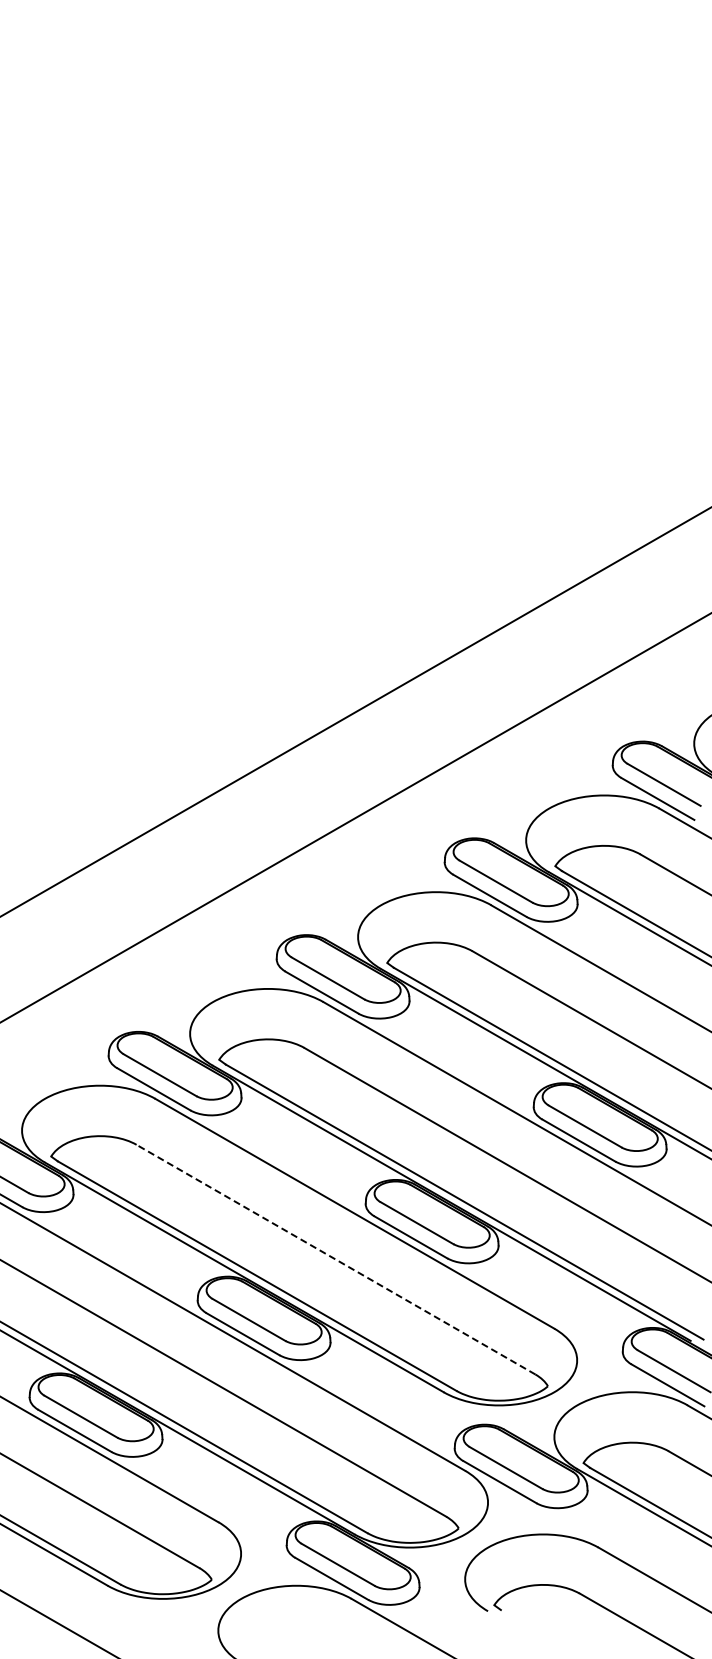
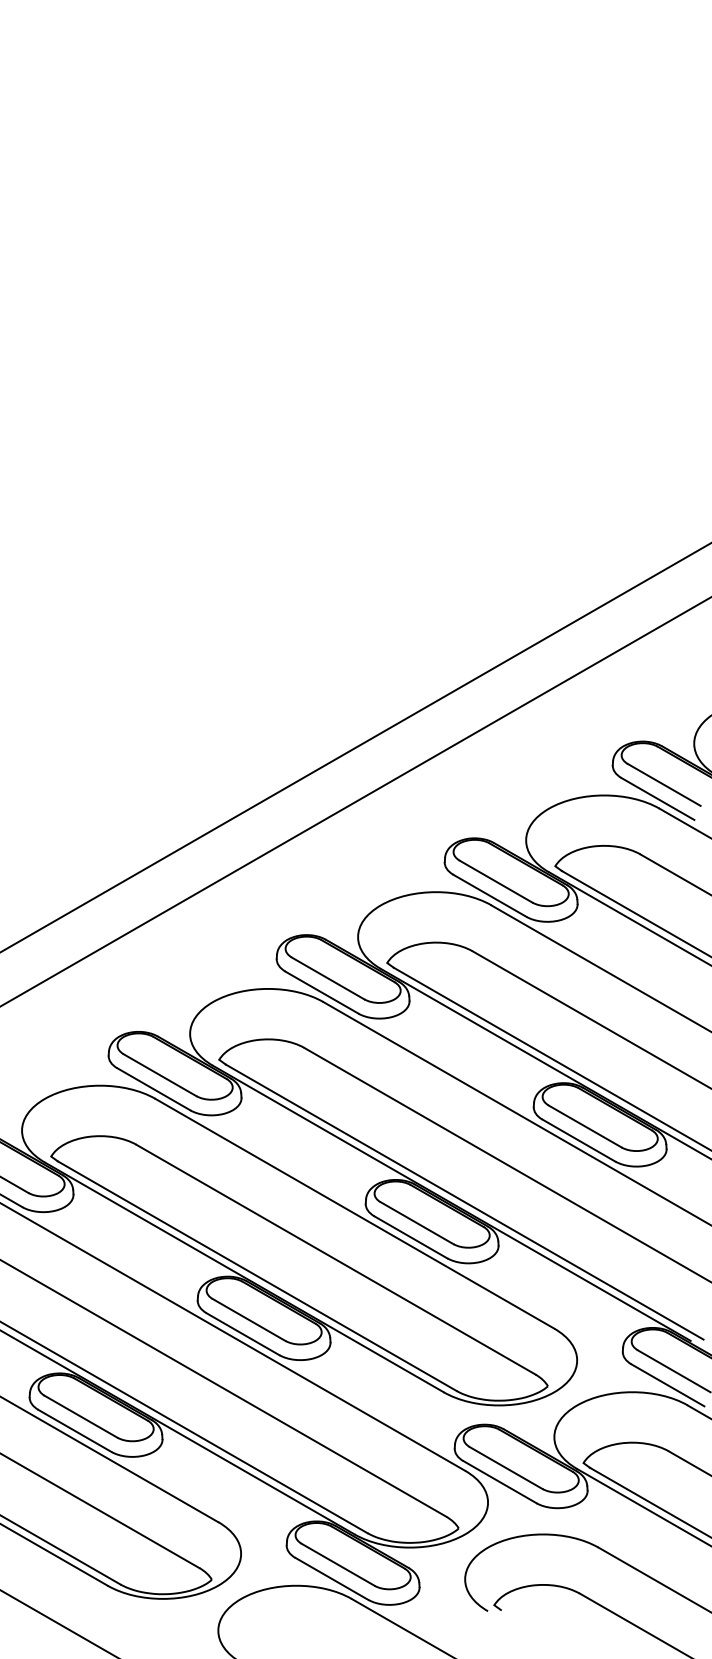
line position: (355, 711) -> (355, 747) (355, 747)
line position: (355, 817) -> (355, 801) (355, 801)
line: dashed -> solid (335, 1259)
